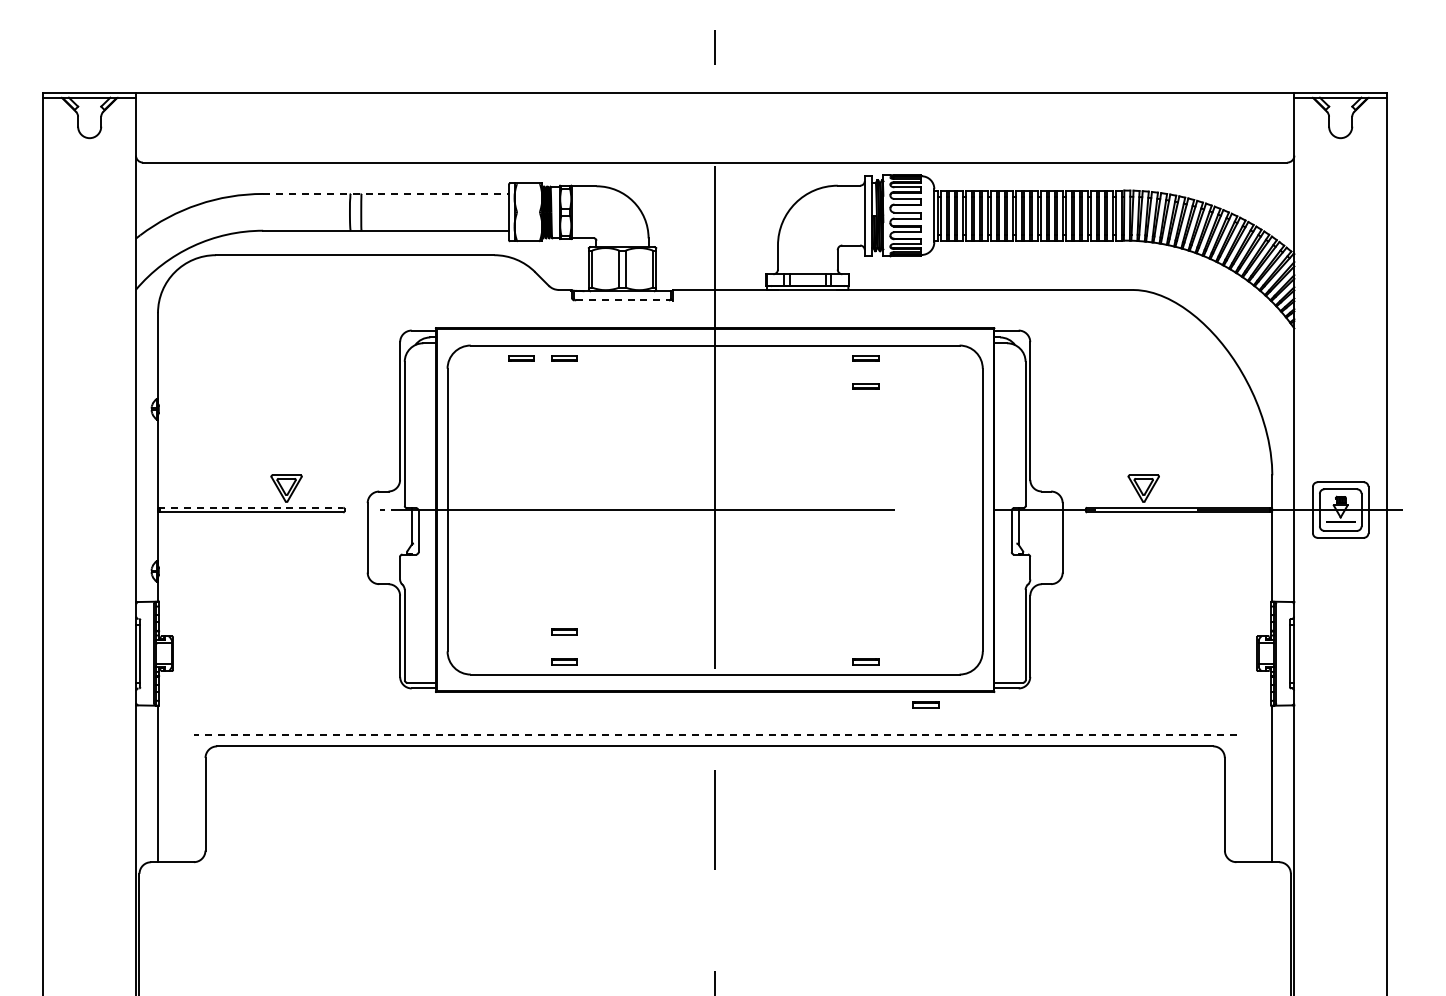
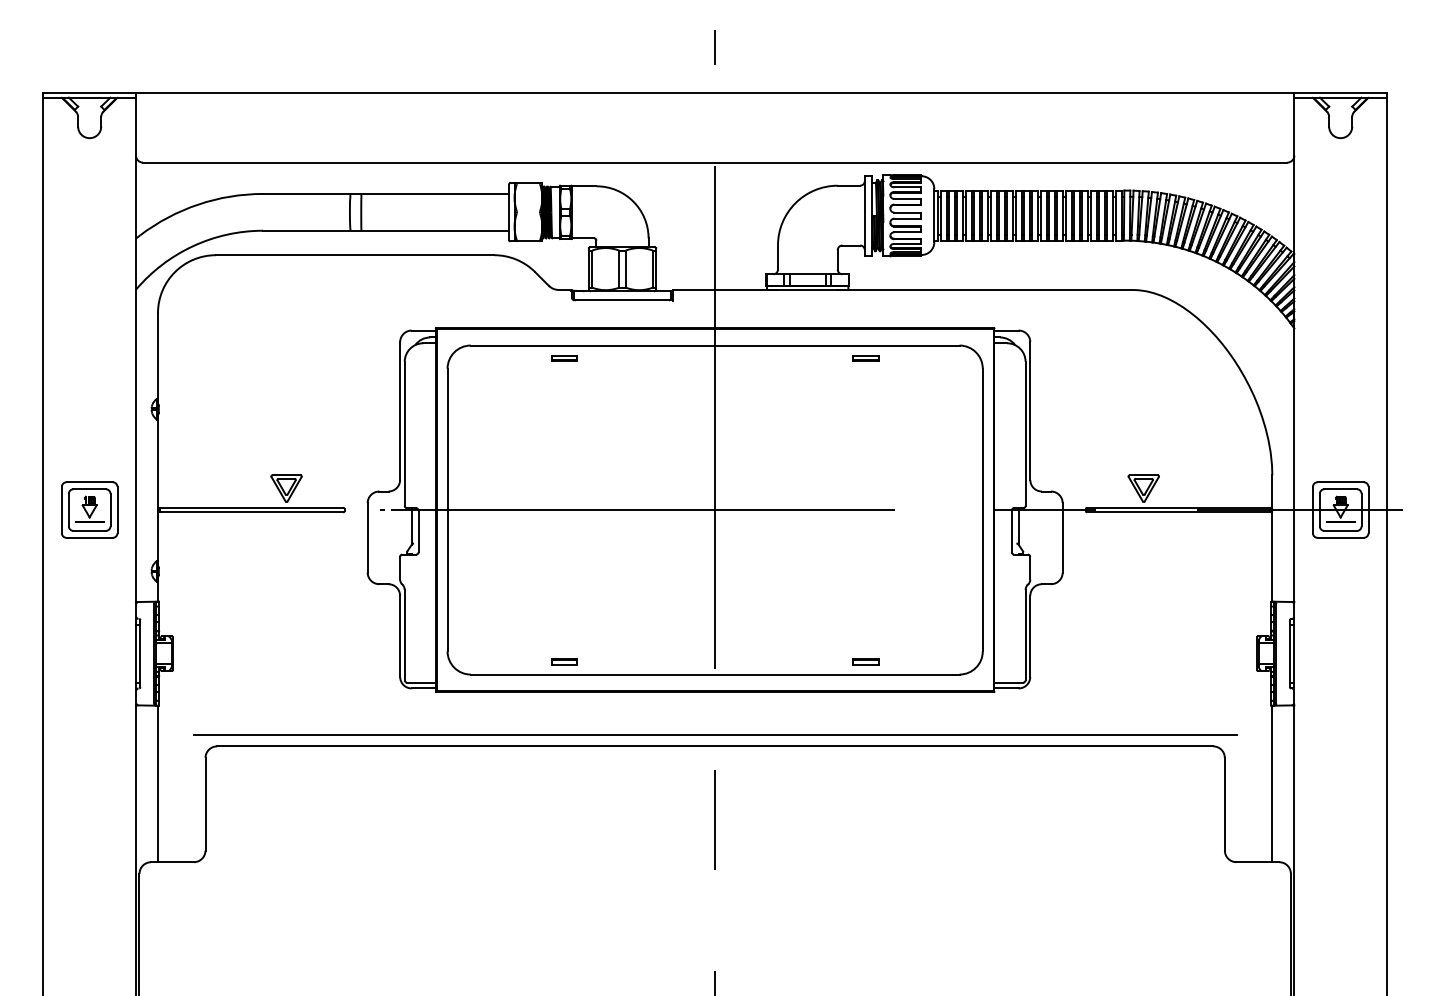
line: dashed -> solid (386, 193)
line: dashed -> solid (623, 300)
part: present -> none (521, 358)
part: present -> none (865, 386)
line: dashed -> solid (250, 507)
part: none -> present (89, 509)
part: present -> none (564, 631)
part: present -> none (925, 704)
line: dashed -> solid (715, 734)
